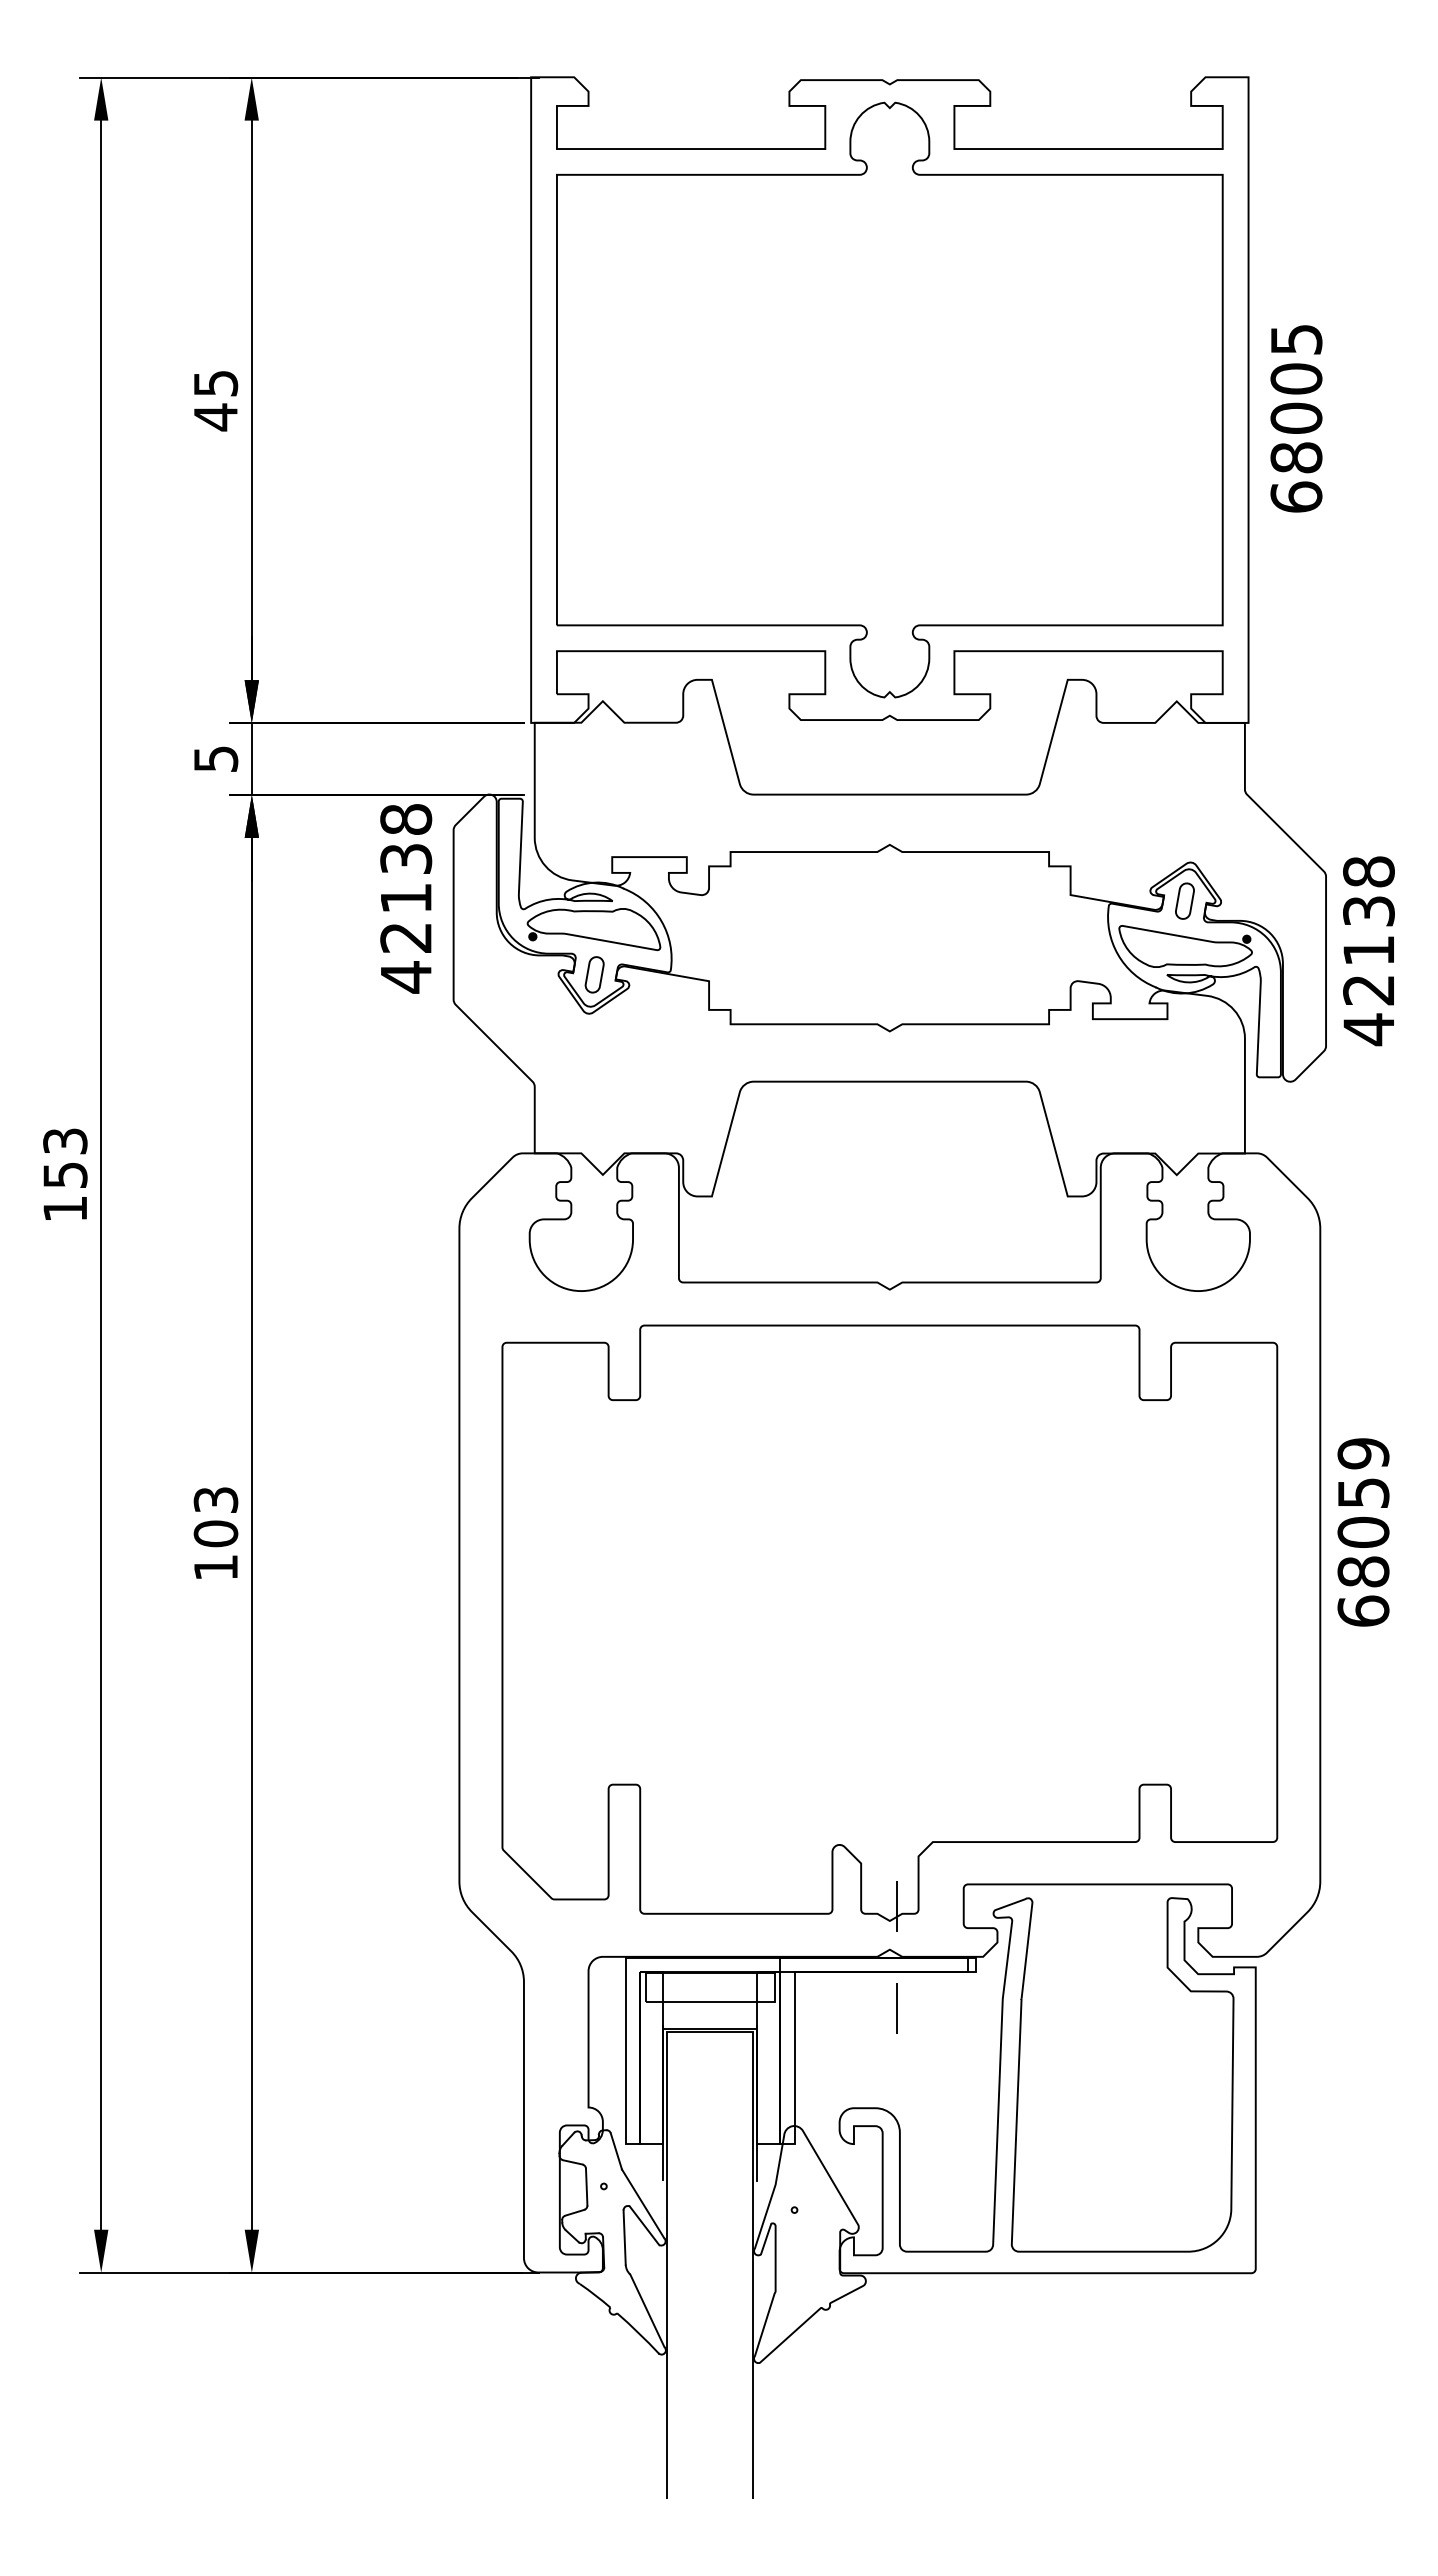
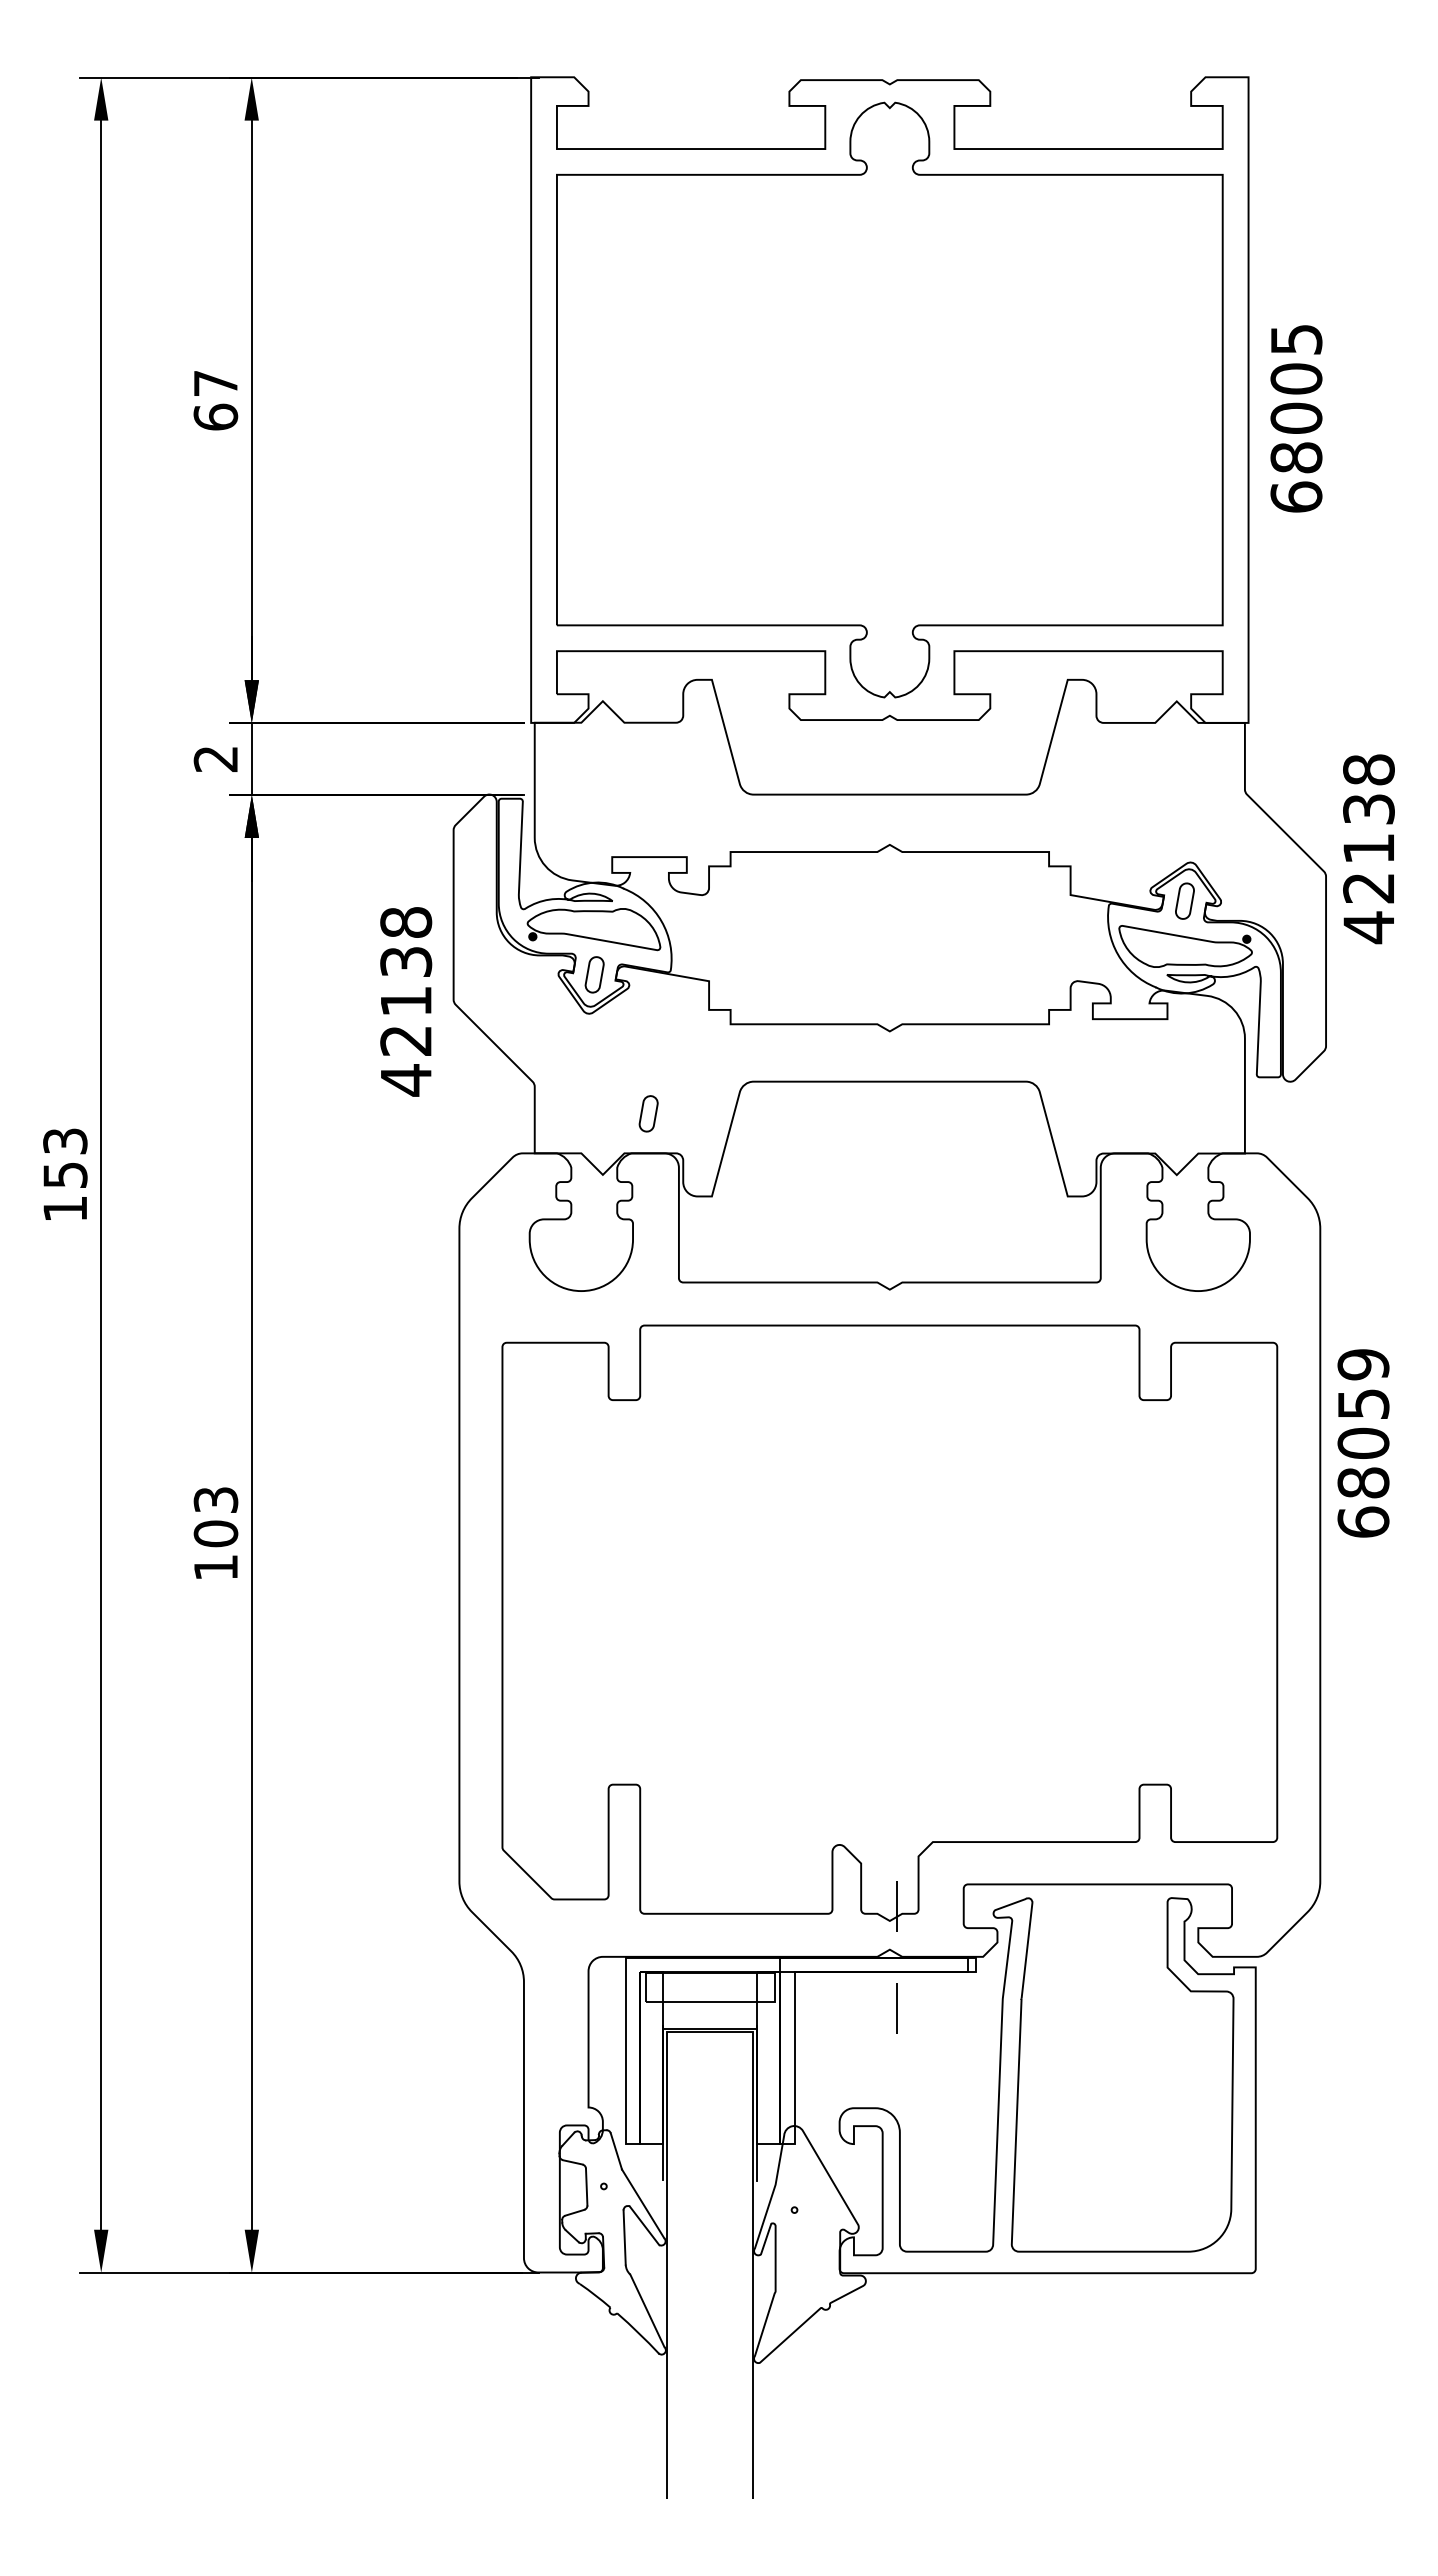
text: 45 -> 67 (215, 401)
text: 5 -> 2 (215, 758)
text position: (406, 898) -> (406, 1001) (406, 1001)
text position: (1368, 951) -> (1368, 849) (1368, 849)
part: none -> present (648, 1113)
text position: (1363, 1532) -> (1363, 1443) (1363, 1443)
